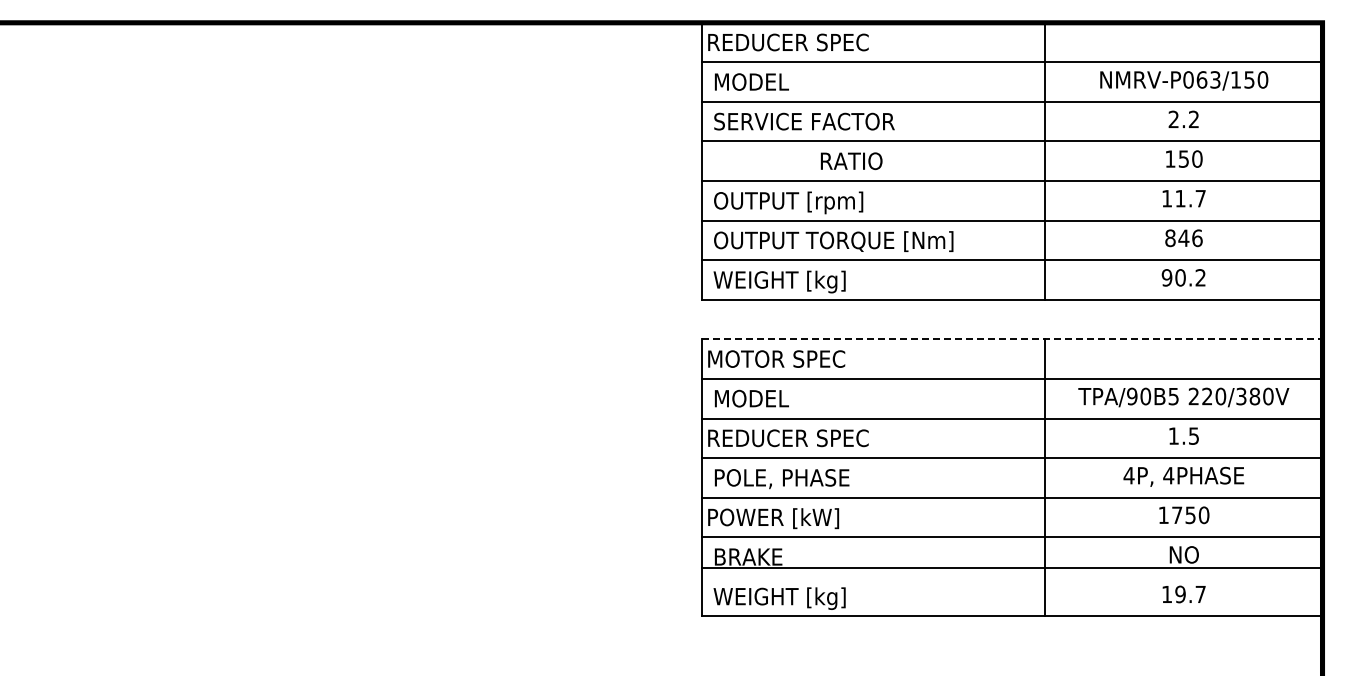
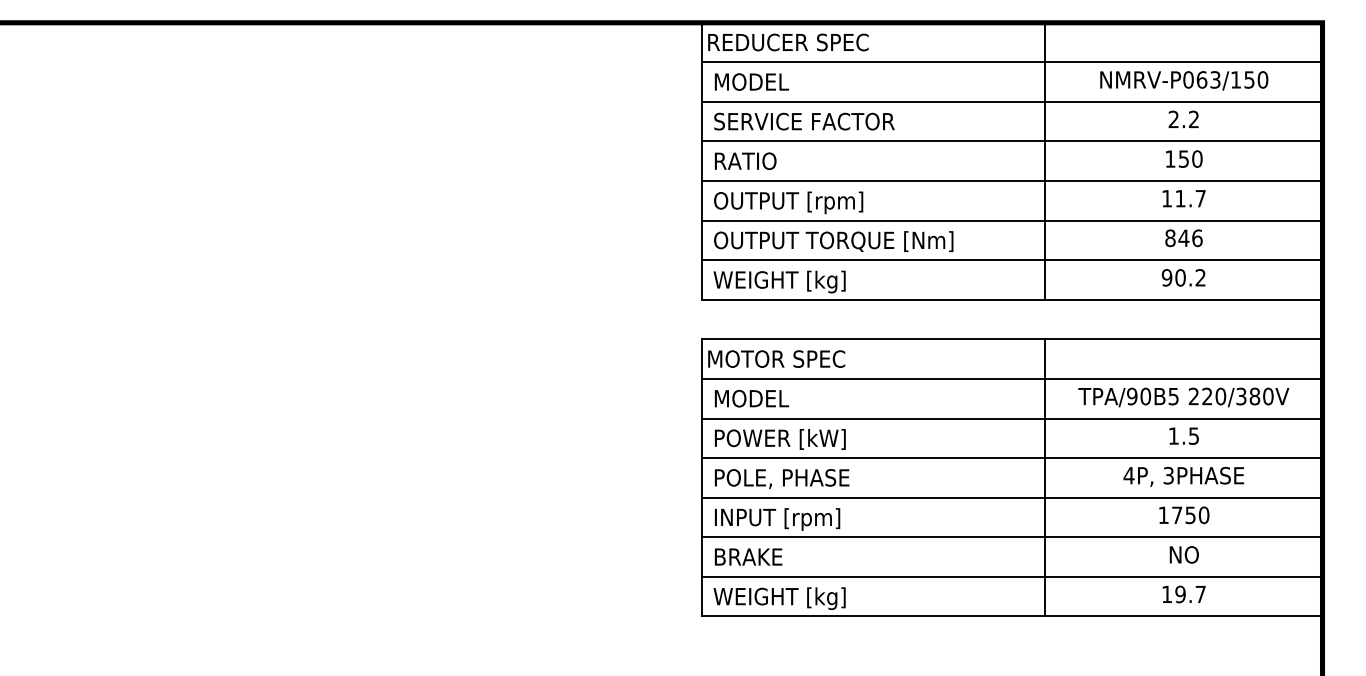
text position: (851, 161) -> (745, 161) (745, 161)
line: dashed -> solid (1012, 339)
text: REDUCER SPEC -> POWER [kW] (788, 439)
text: 4PHASE -> 3PHASE (1168, 475)
text: POWER [kW] -> INPUT [rpm] (774, 519)
line position: (1011, 567) -> (1011, 576) (1011, 576)
